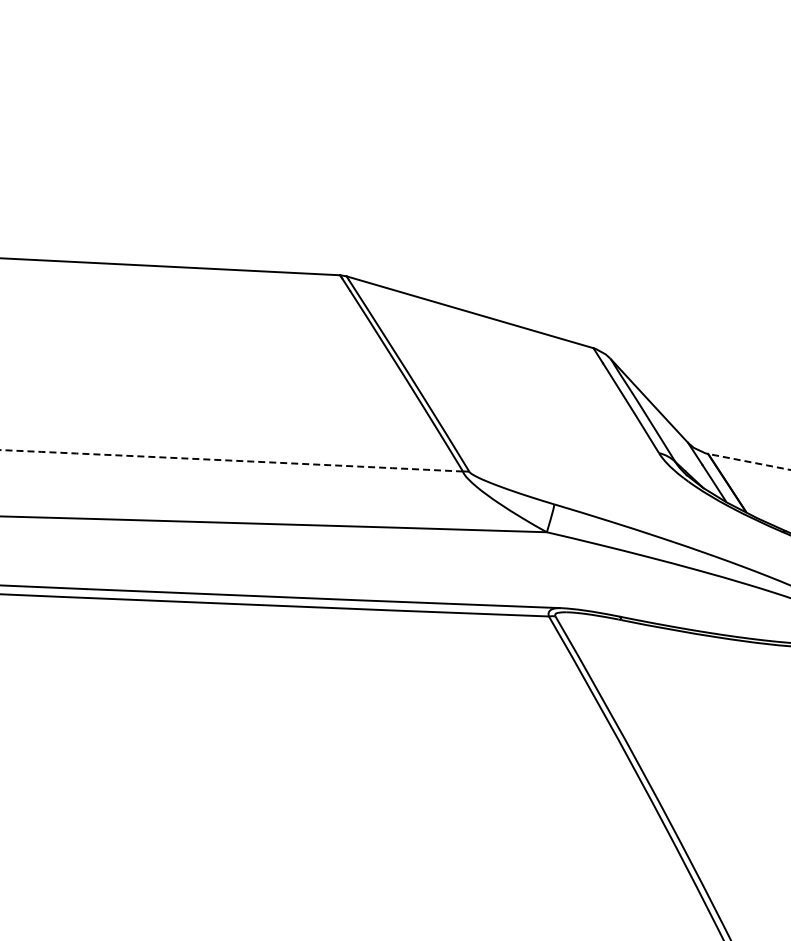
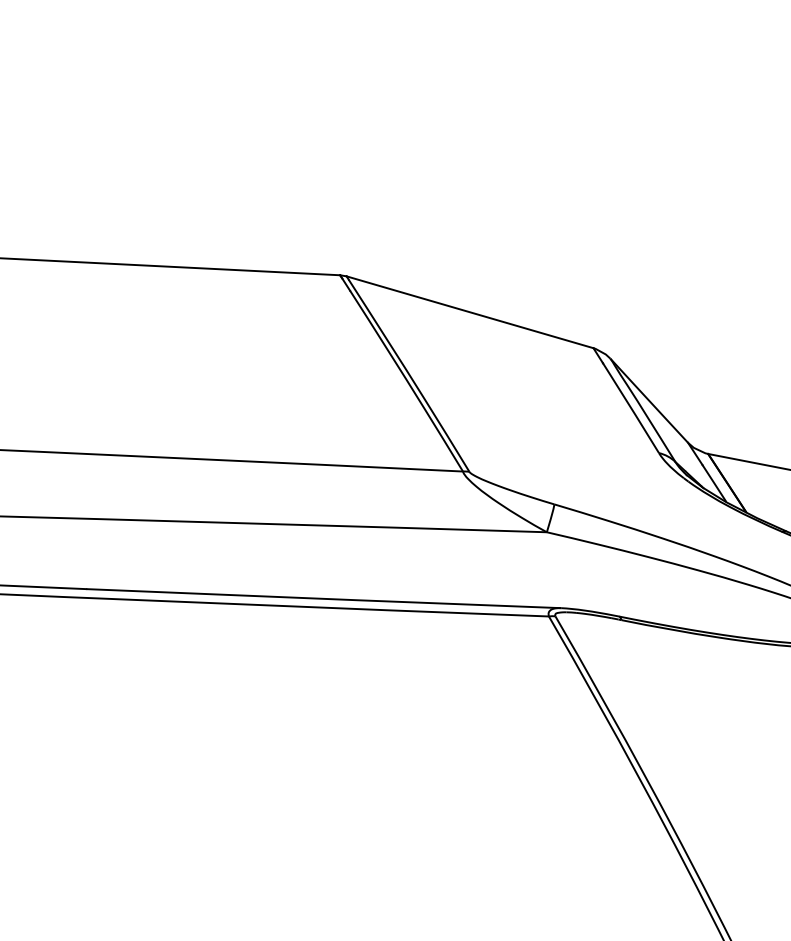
arc: dashed -> solid (230, 460)
line: dashed -> solid (749, 461)
